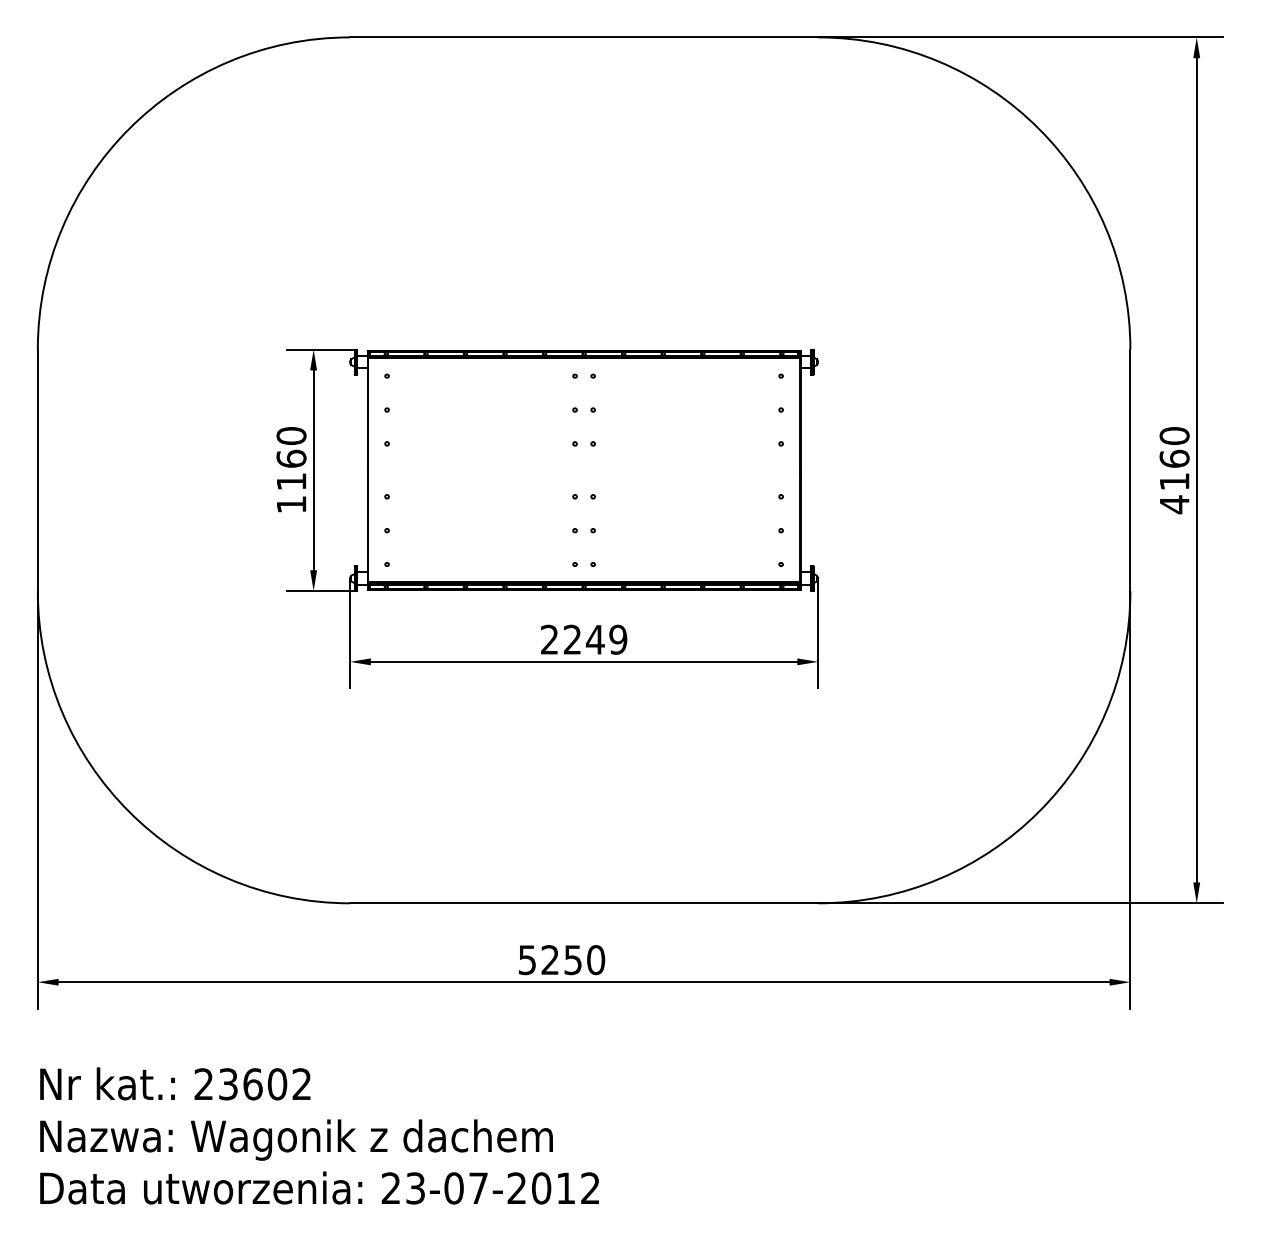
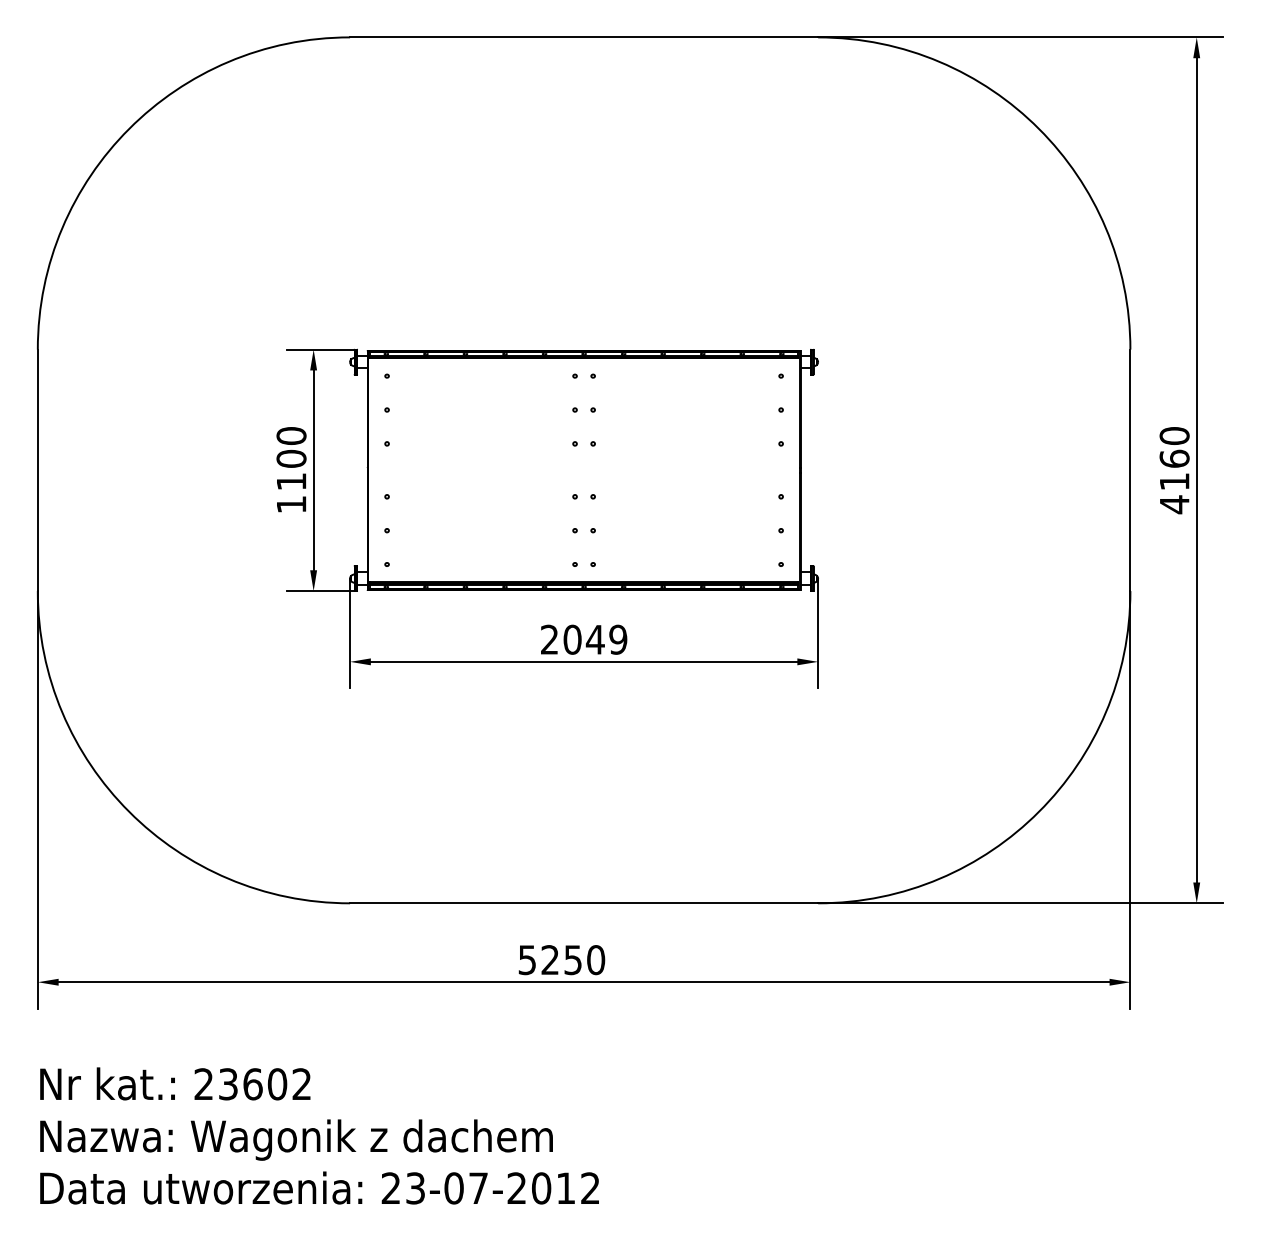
text: 1160 -> 1100 (291, 458)
text: 2249 -> 2049 (572, 639)
